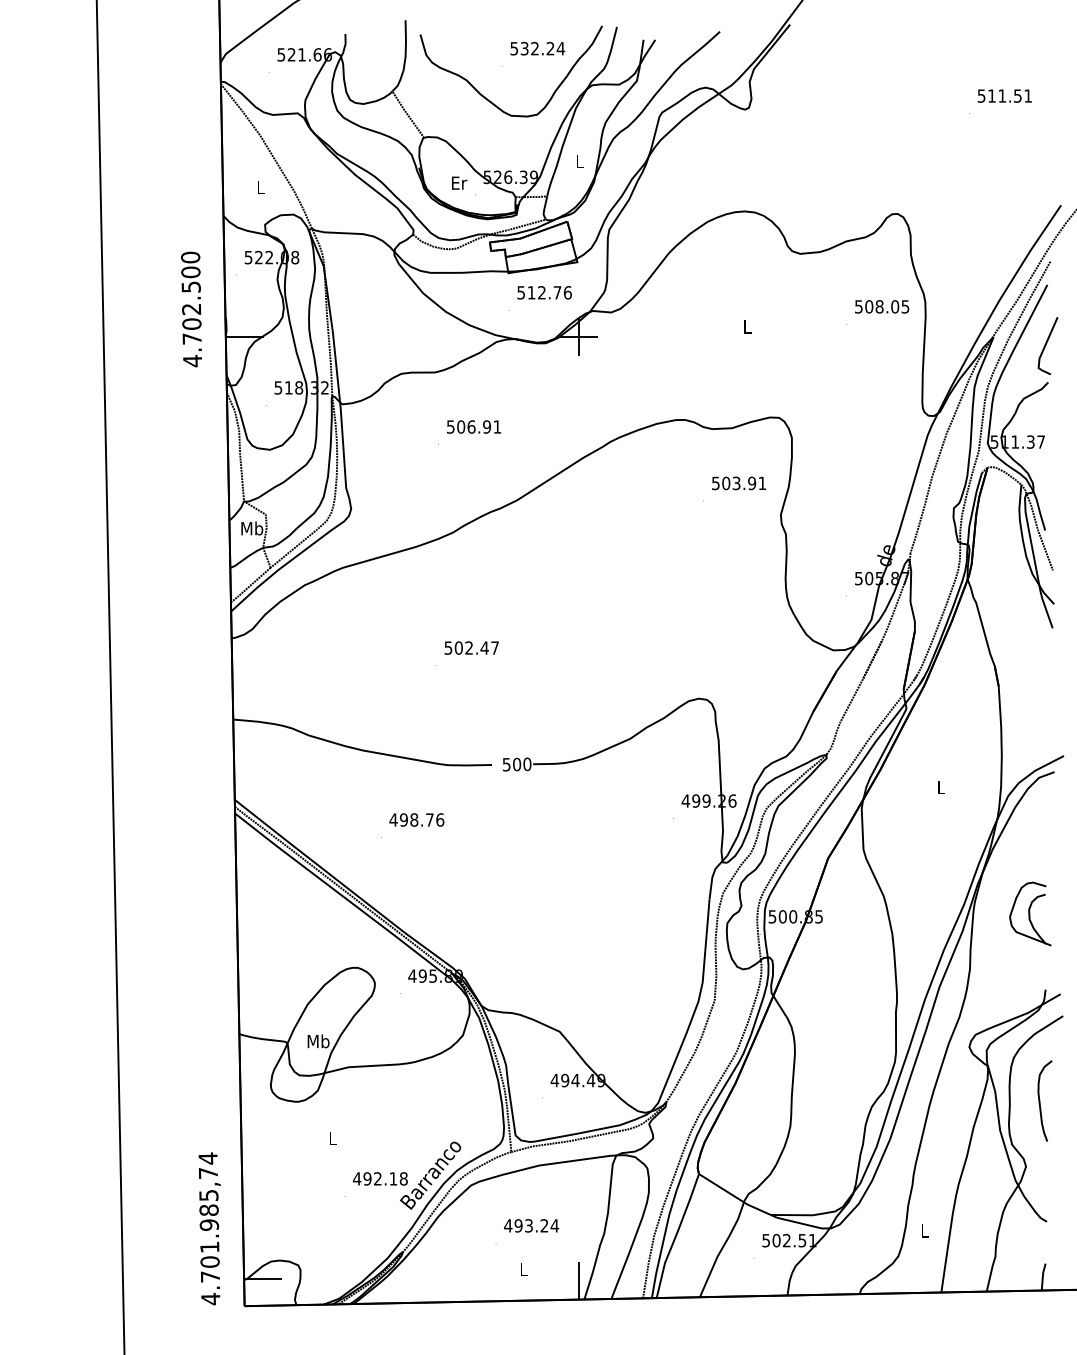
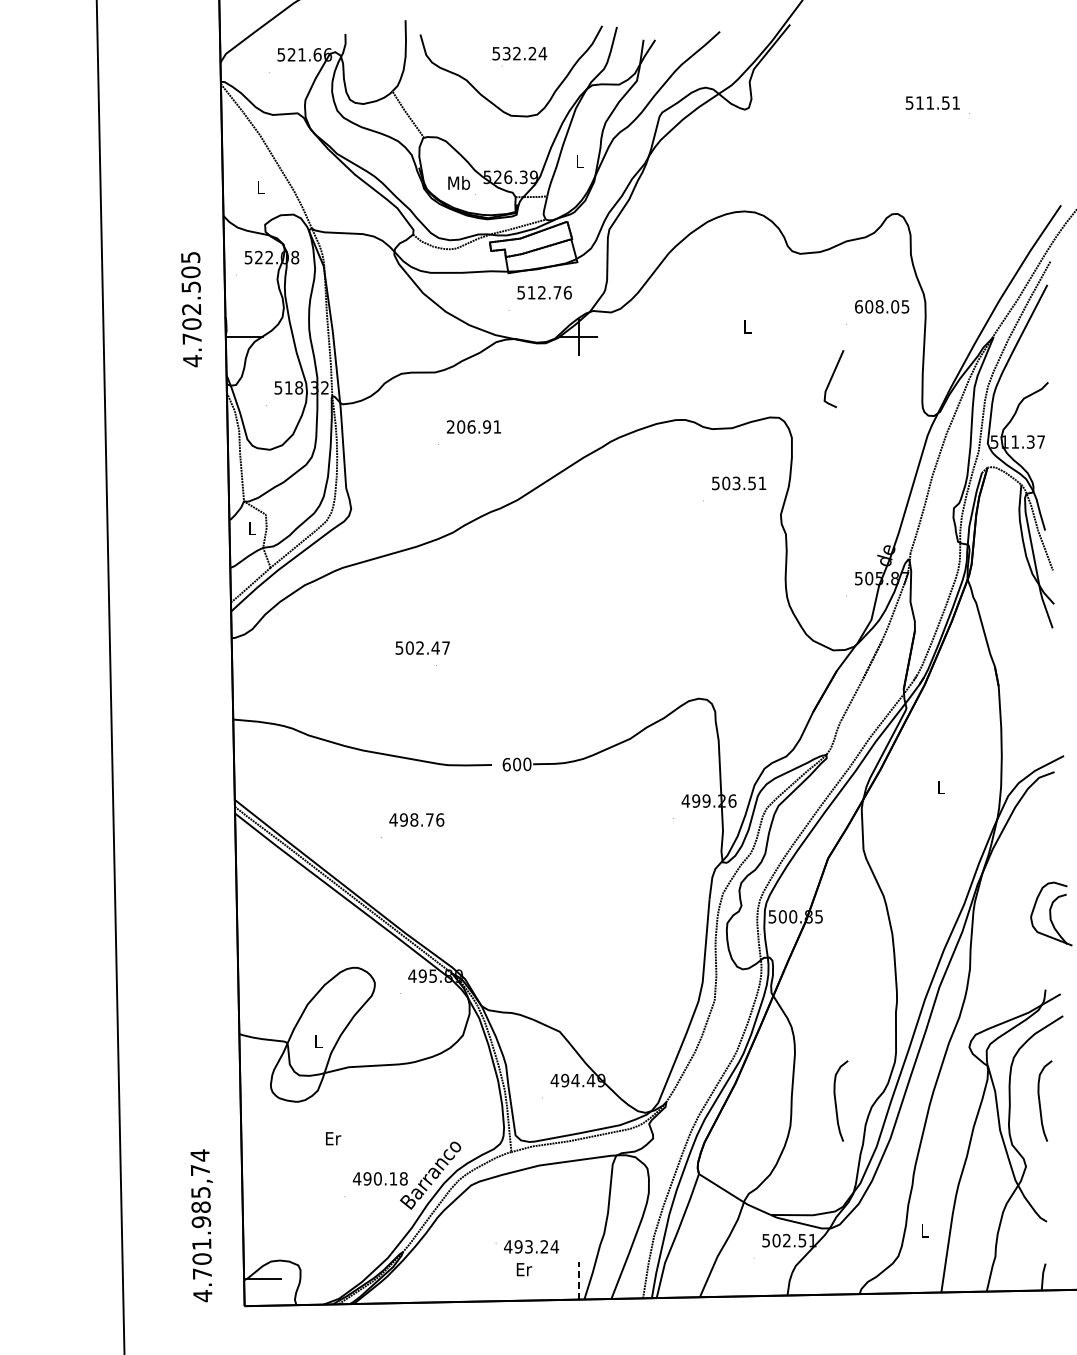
text position: (537, 48) -> (519, 53) (519, 53)
text position: (1004, 95) -> (932, 102) (932, 102)
text: Er -> Mb (459, 182)
text: 4.702.500 -> 4.702.505 (190, 257)
text: 508.05 -> 608.05 (859, 306)
line position: (1046, 345) -> (832, 378) (832, 378)
text: 506.91 -> 206.91 (450, 426)
text: 503.91 -> 503.51 (752, 482)
text: Mb -> L (252, 528)
text position: (471, 647) -> (422, 647) (422, 647)
text: 500 -> 600 (506, 764)
part position: (1030, 913) -> (1051, 913) (1051, 913)
text: Mb -> L (318, 1041)
curve: none -> present (836, 1100)
text: L -> Er (333, 1138)
text: 492.18 -> 490.18 (377, 1178)
text position: (531, 1225) -> (531, 1246) (531, 1246)
text position: (209, 1228) -> (201, 1225) (201, 1225)
text: L -> Er (524, 1269)
line: solid -> dashed (579, 1280)
